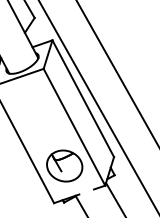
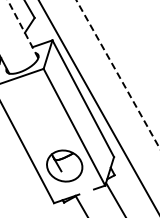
line: solid -> dashed (22, 29)
line: solid -> dashed (118, 74)
